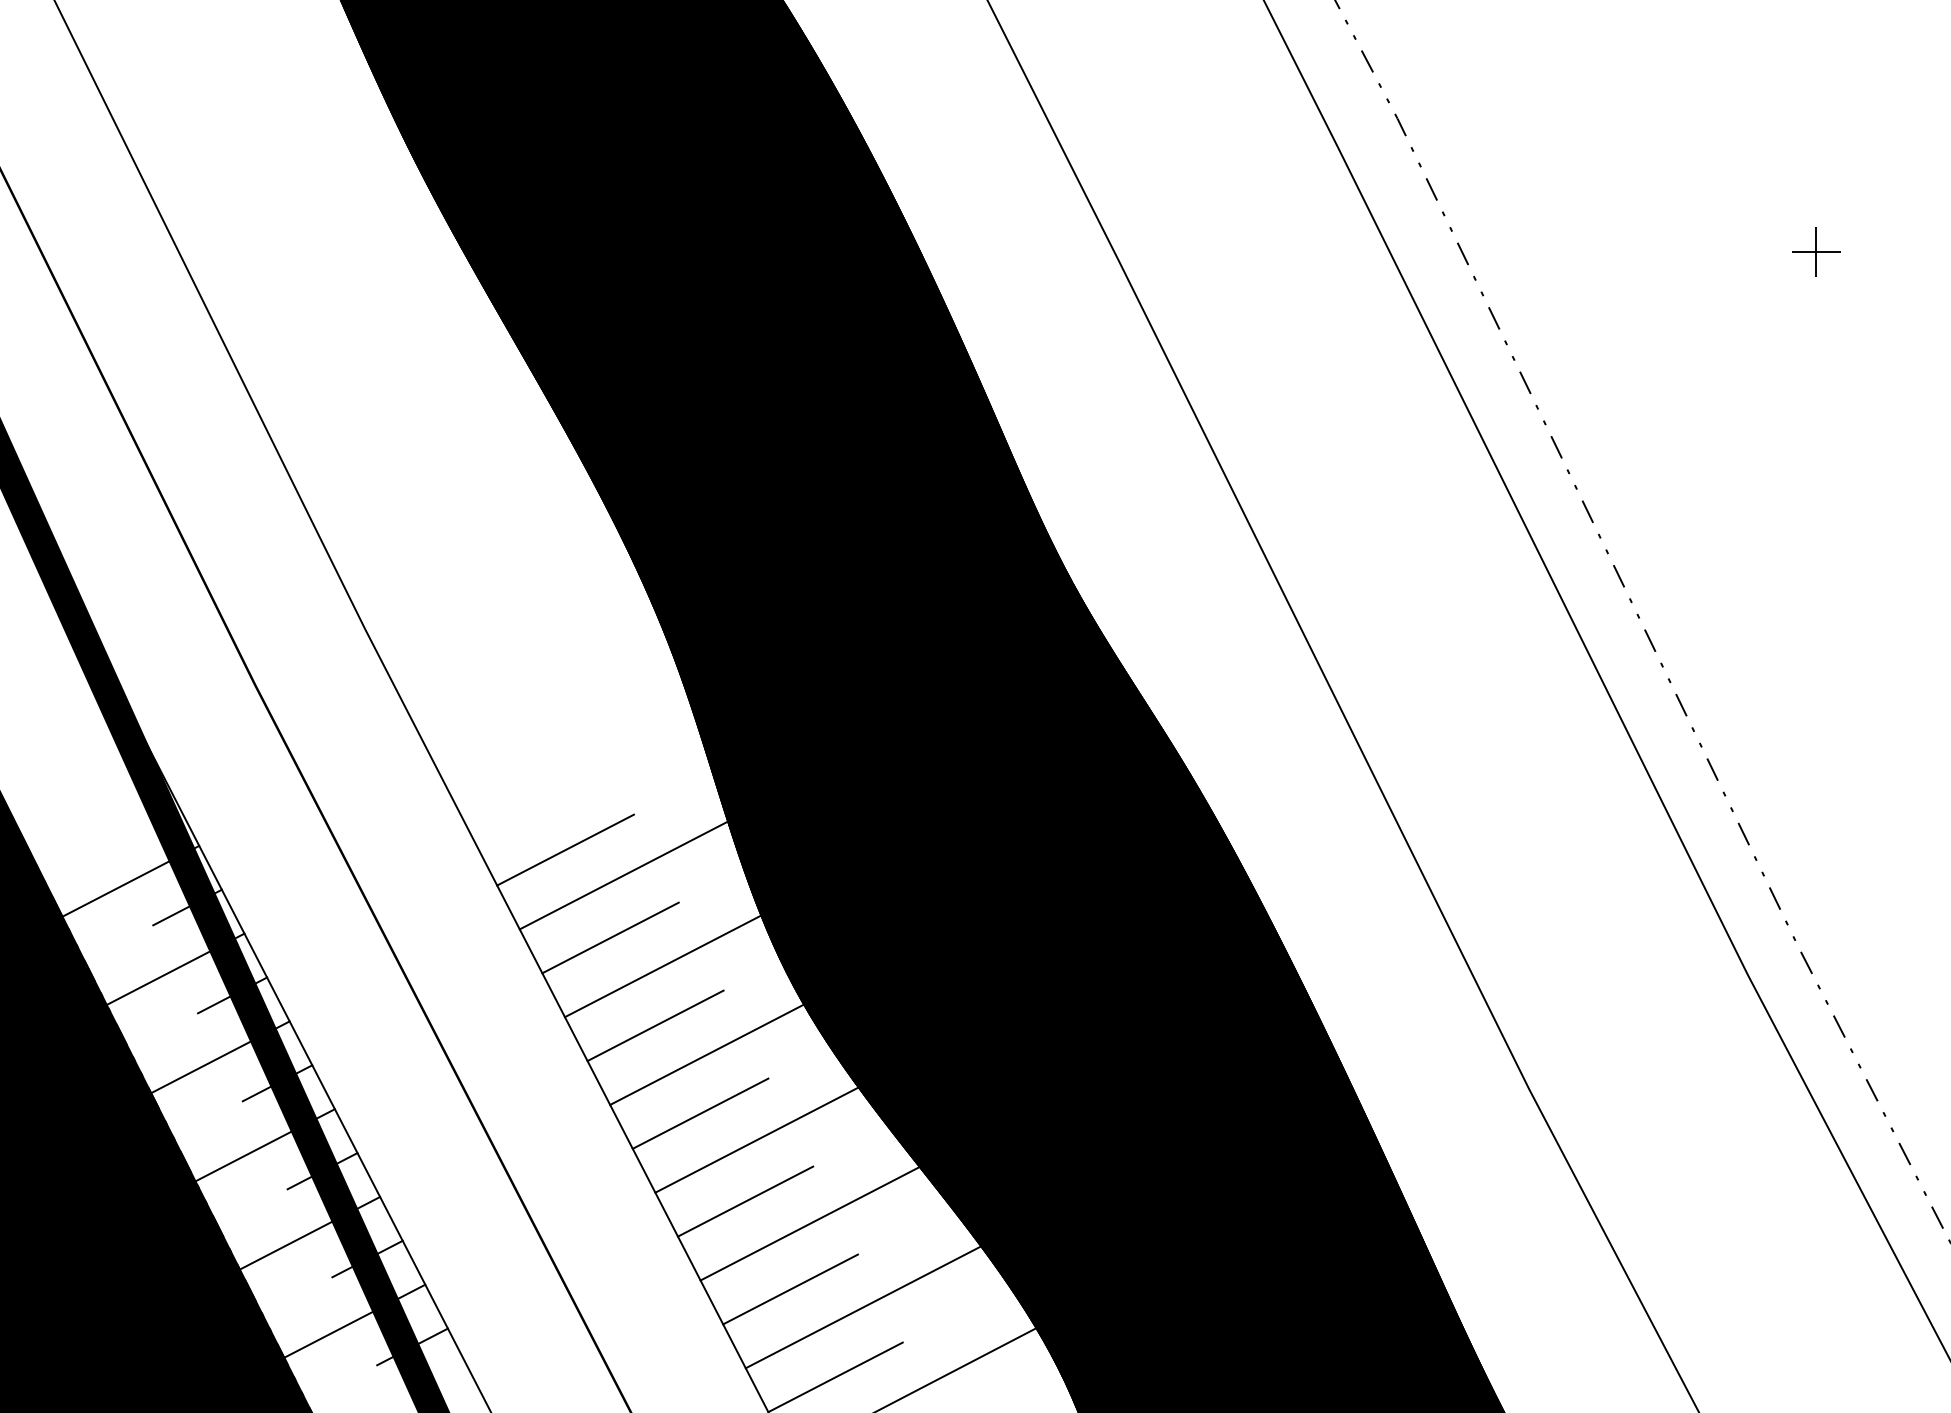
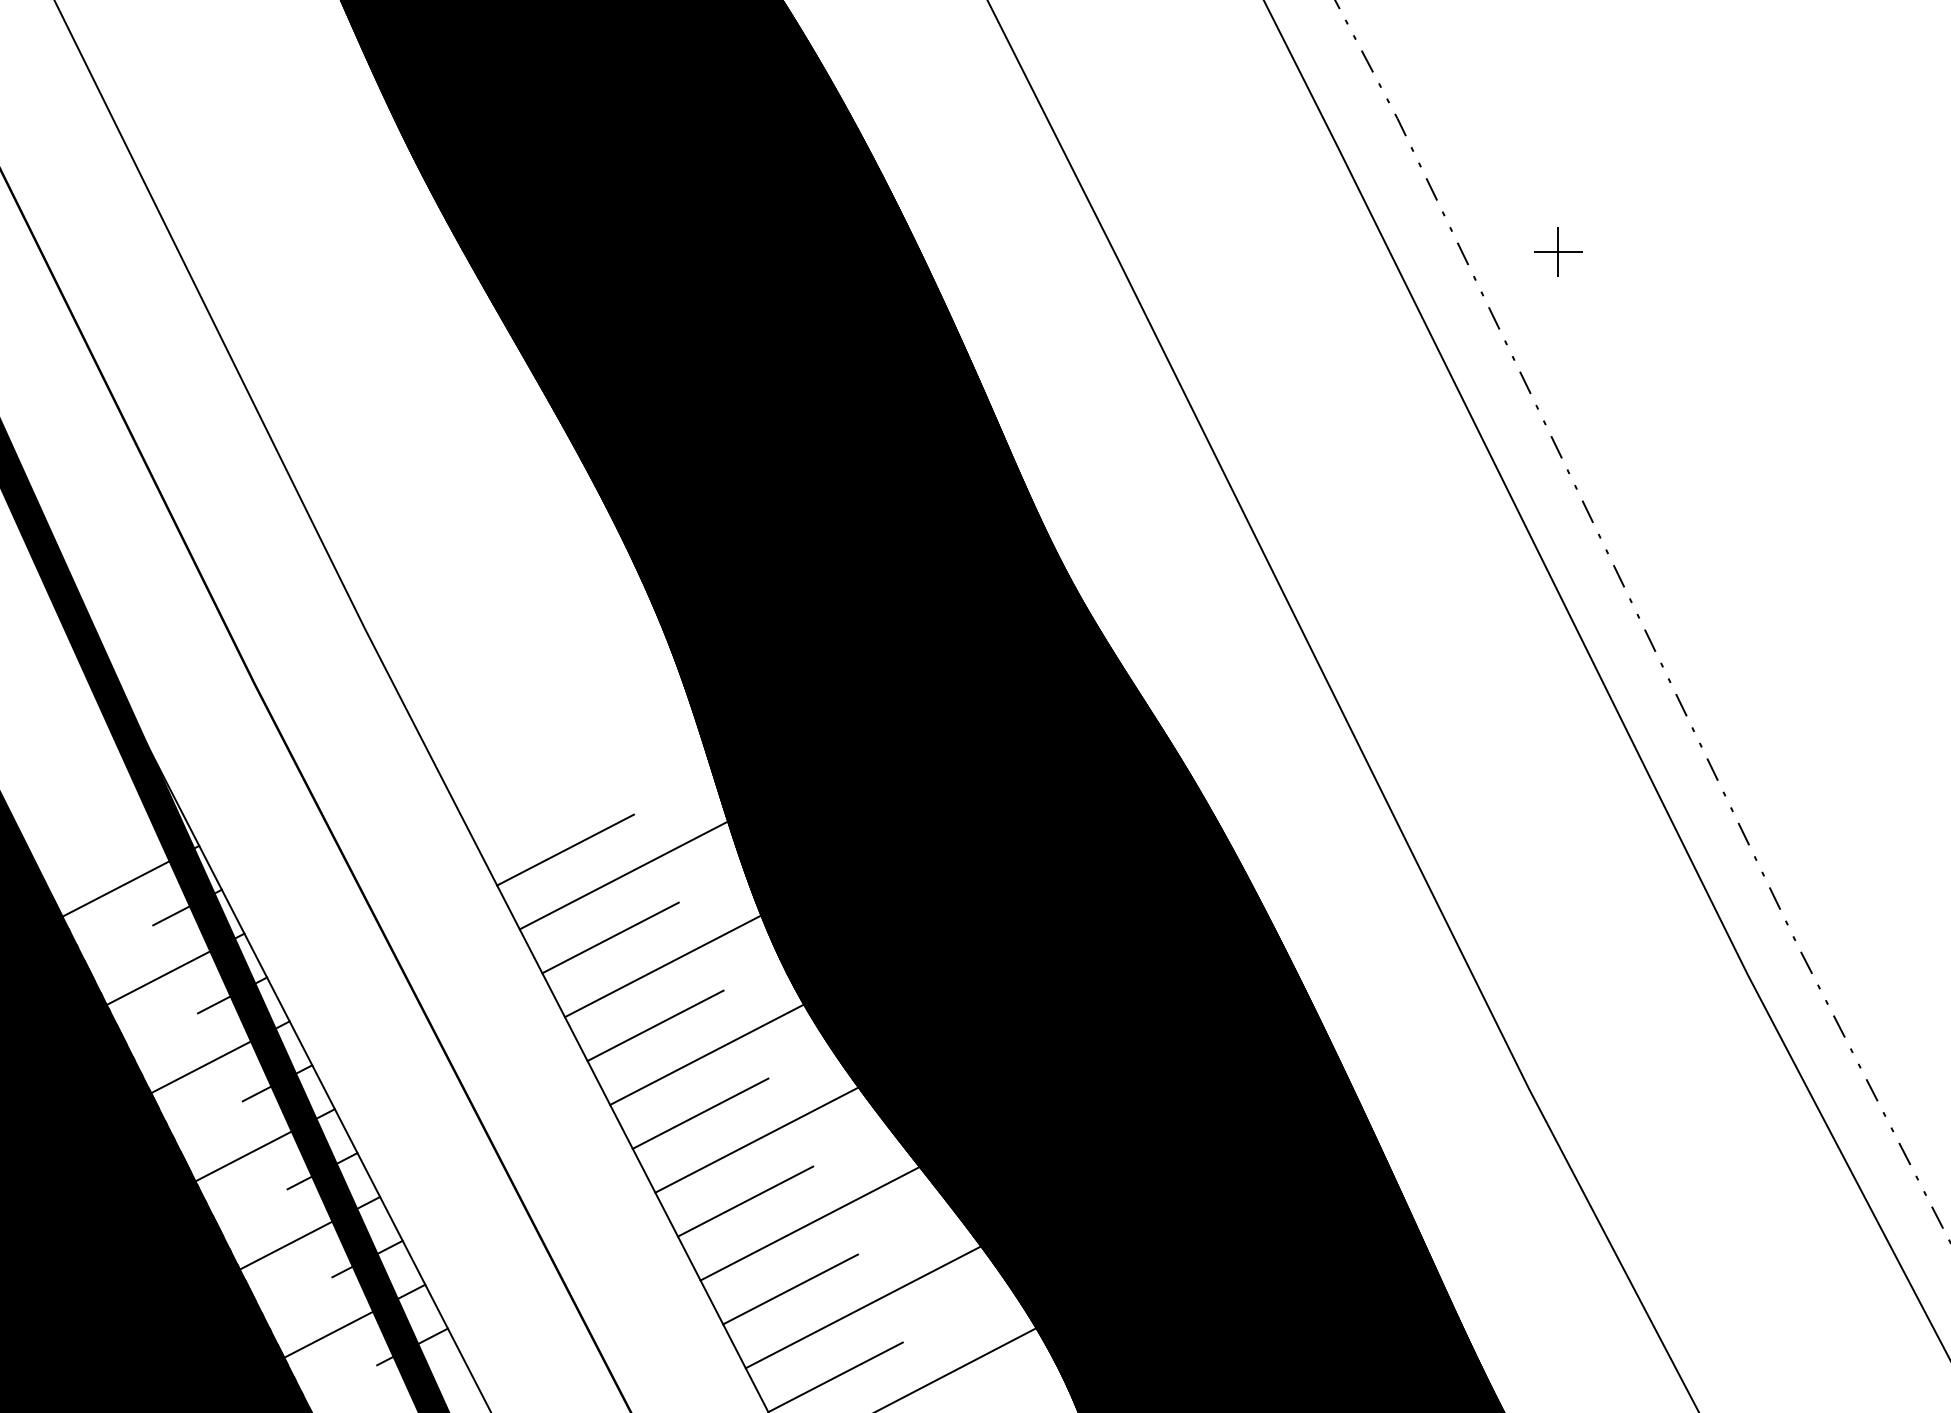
part position: (1816, 251) -> (1558, 251) (1558, 251)
